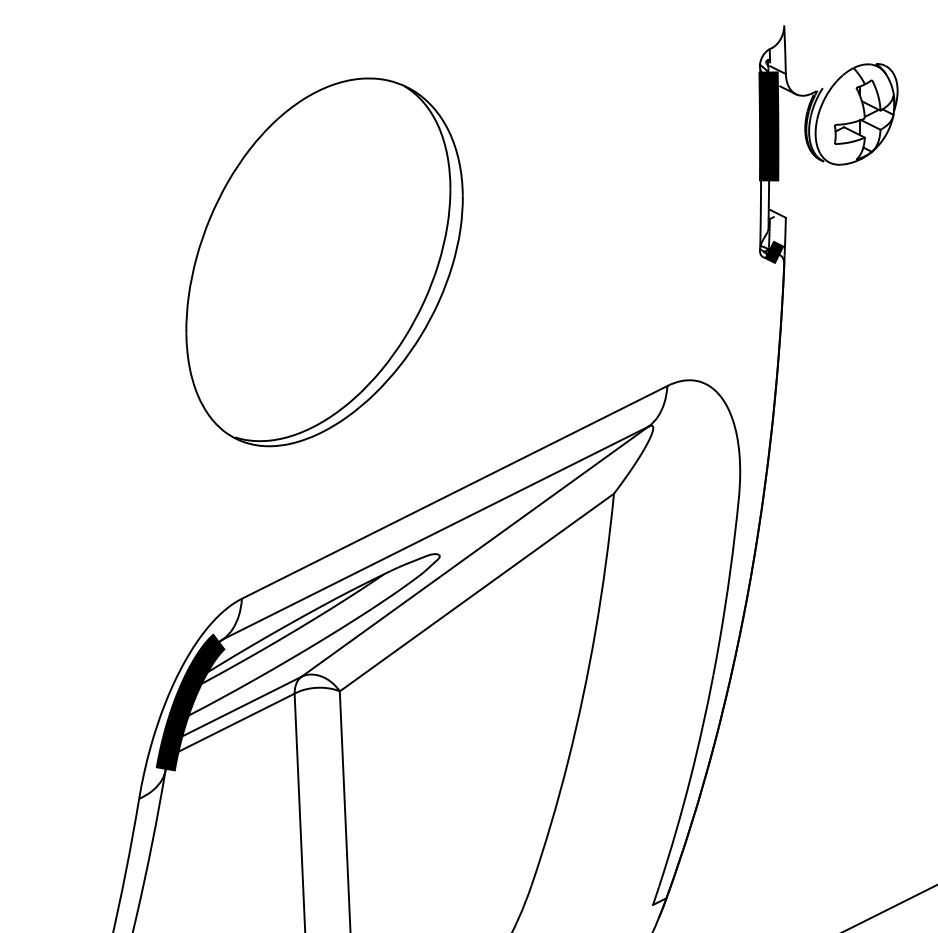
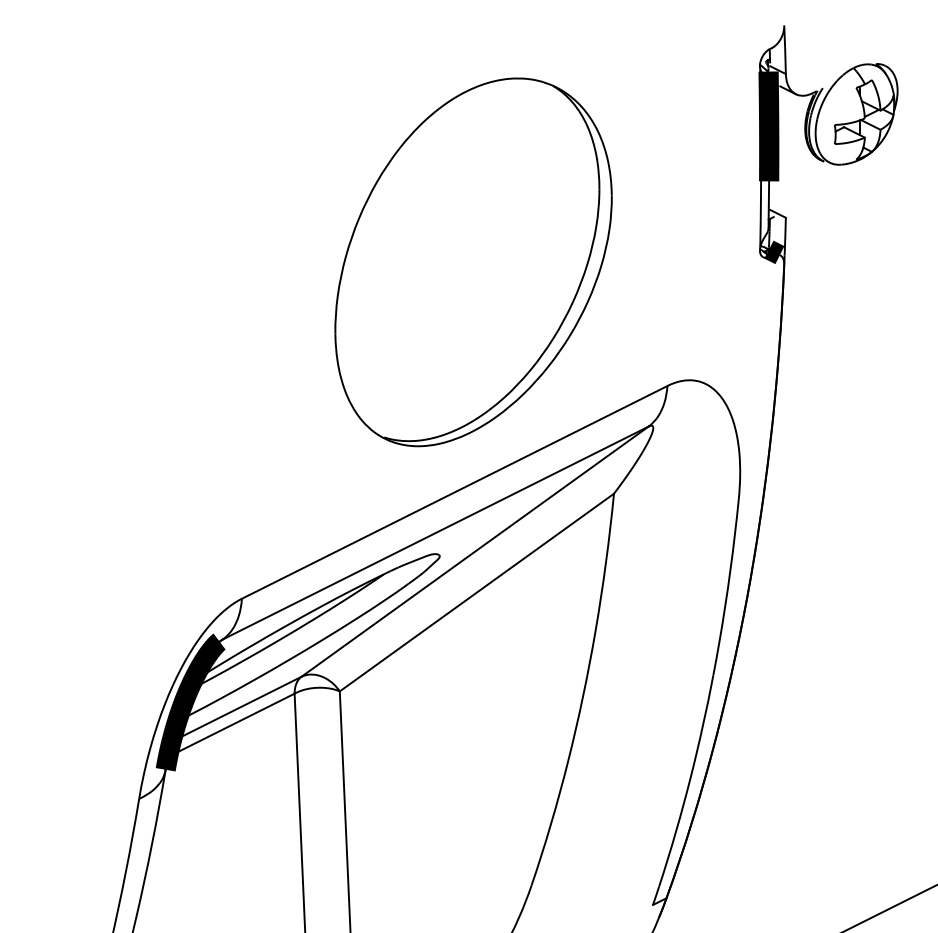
part position: (324, 262) -> (473, 262) (473, 262)
